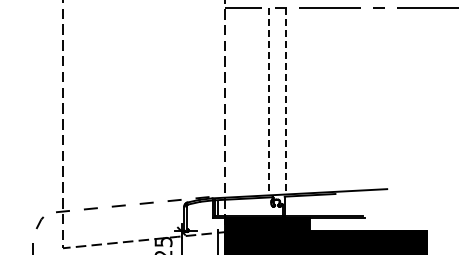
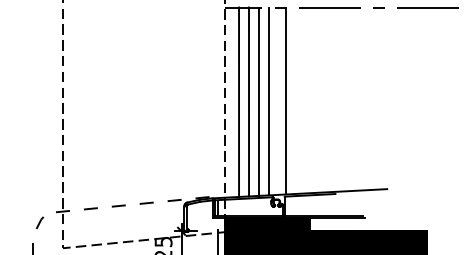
line: none -> present (239, 101)
line: none -> present (248, 101)
line: none -> present (258, 101)
line: dashed -> solid (268, 101)
line: dashed -> solid (286, 101)
